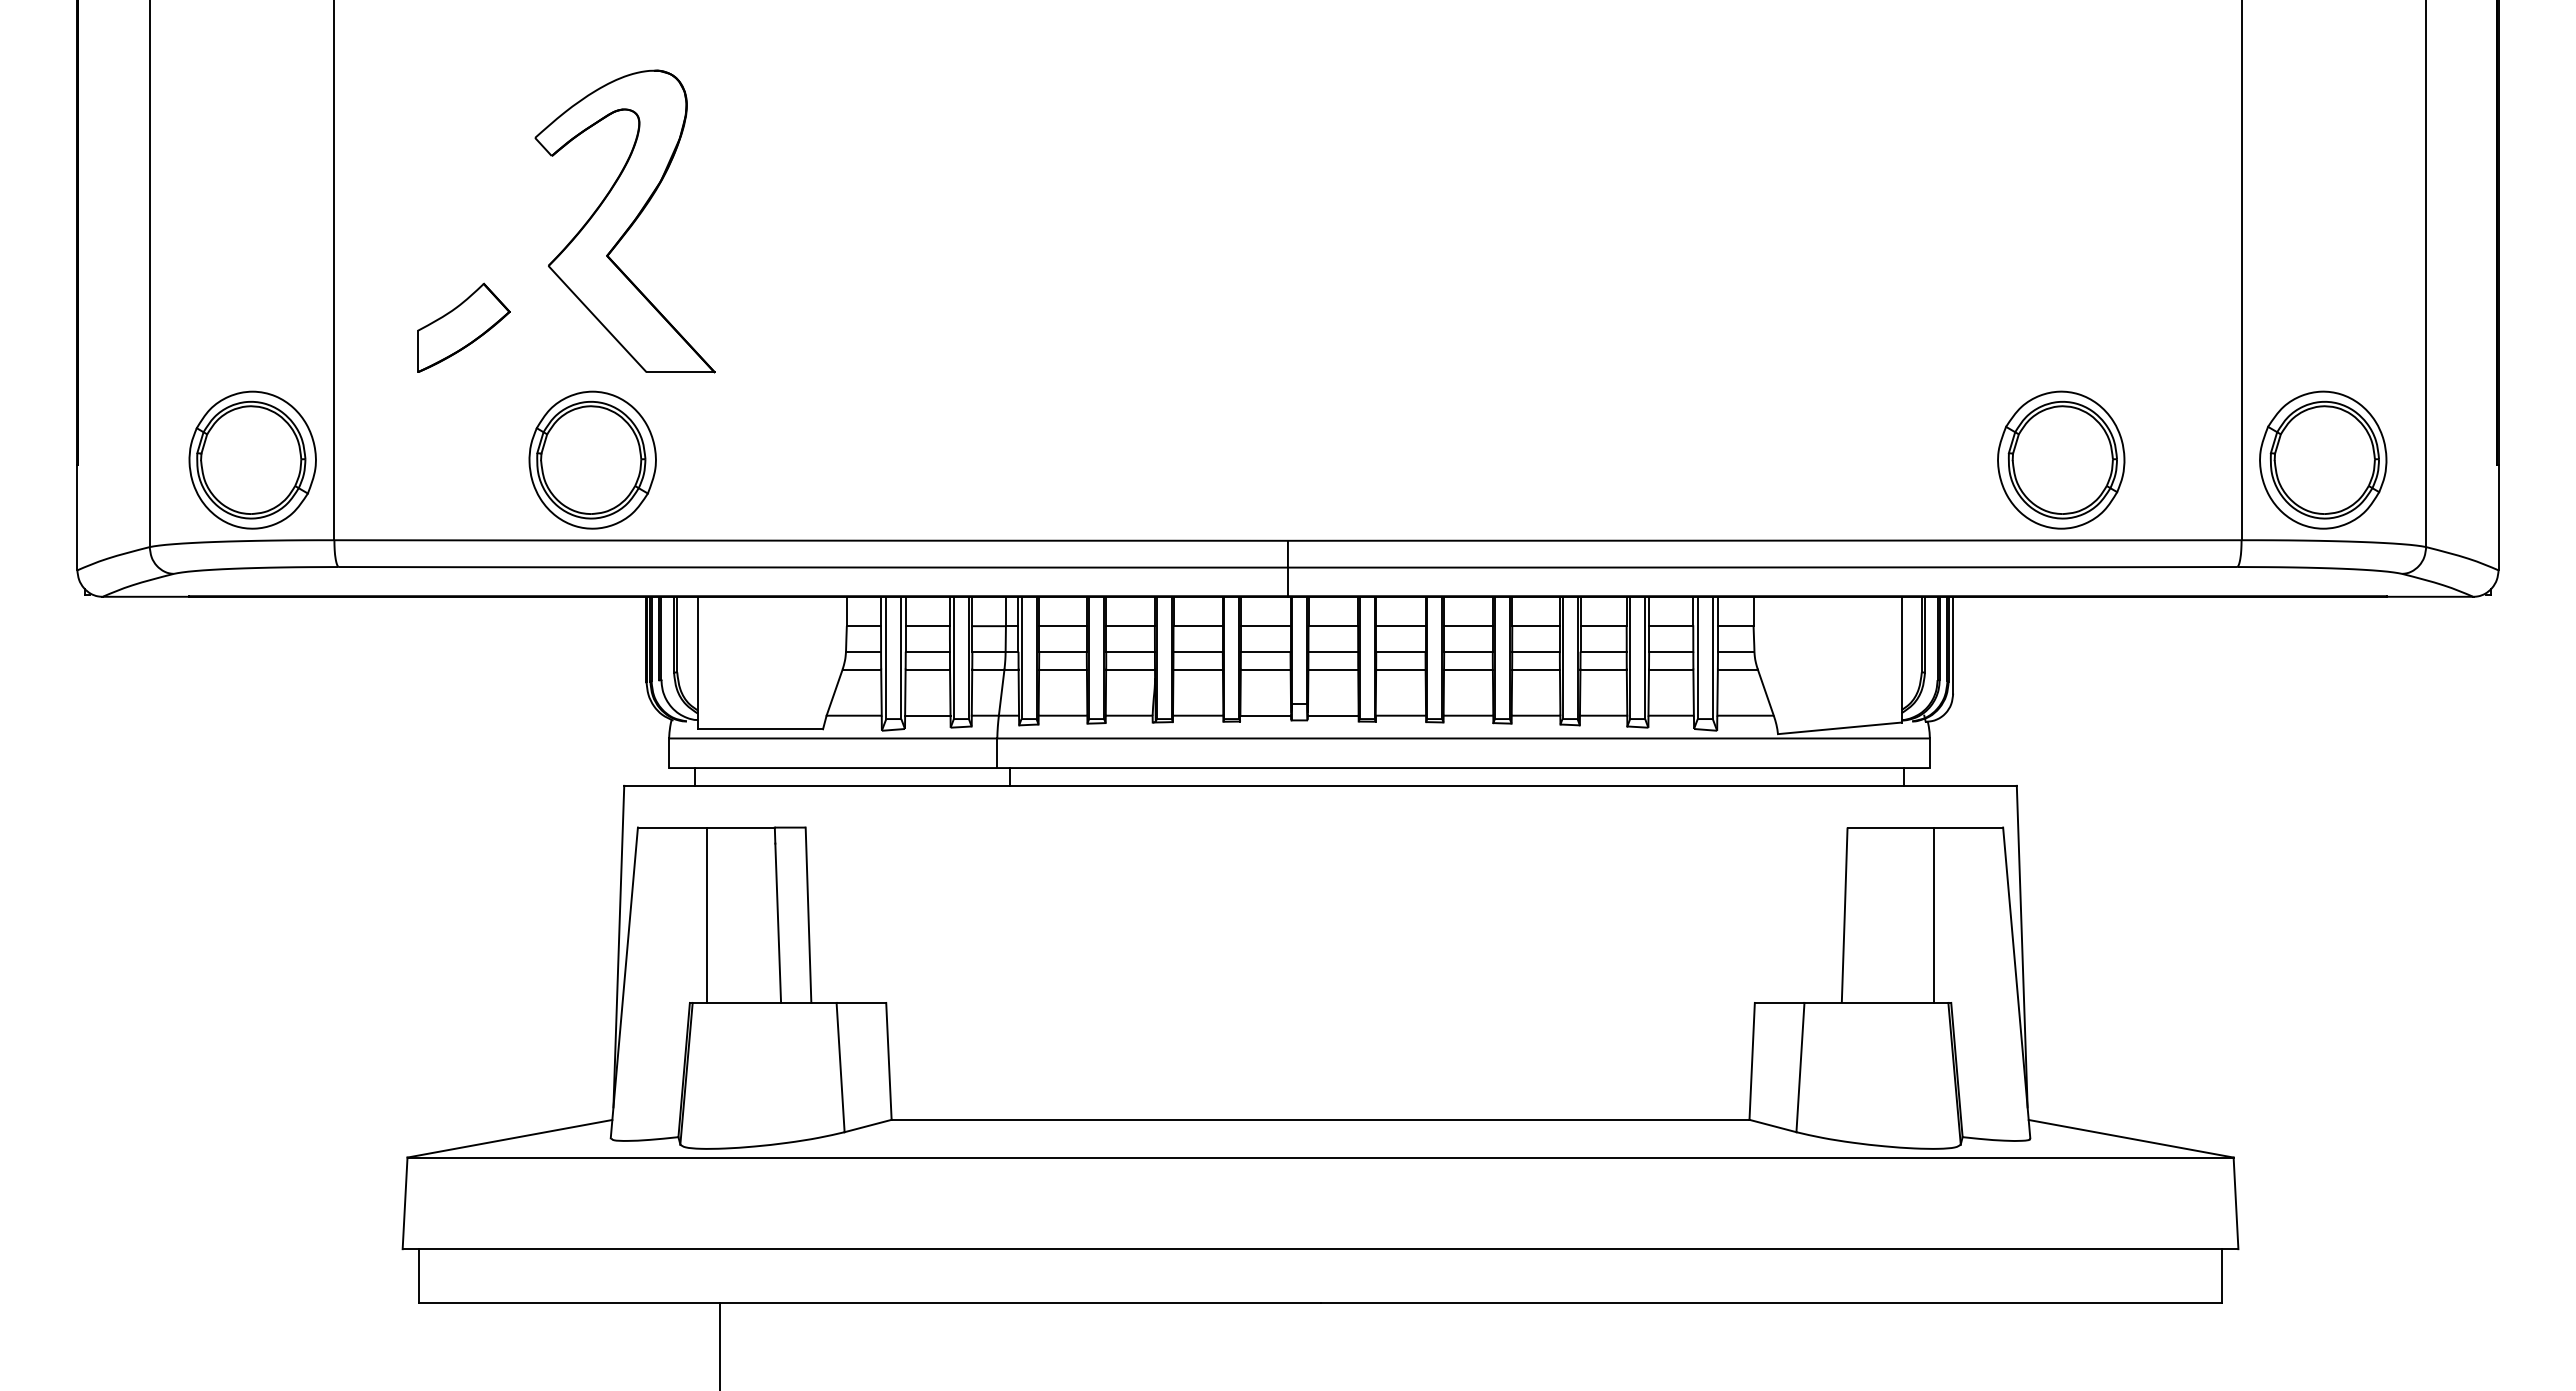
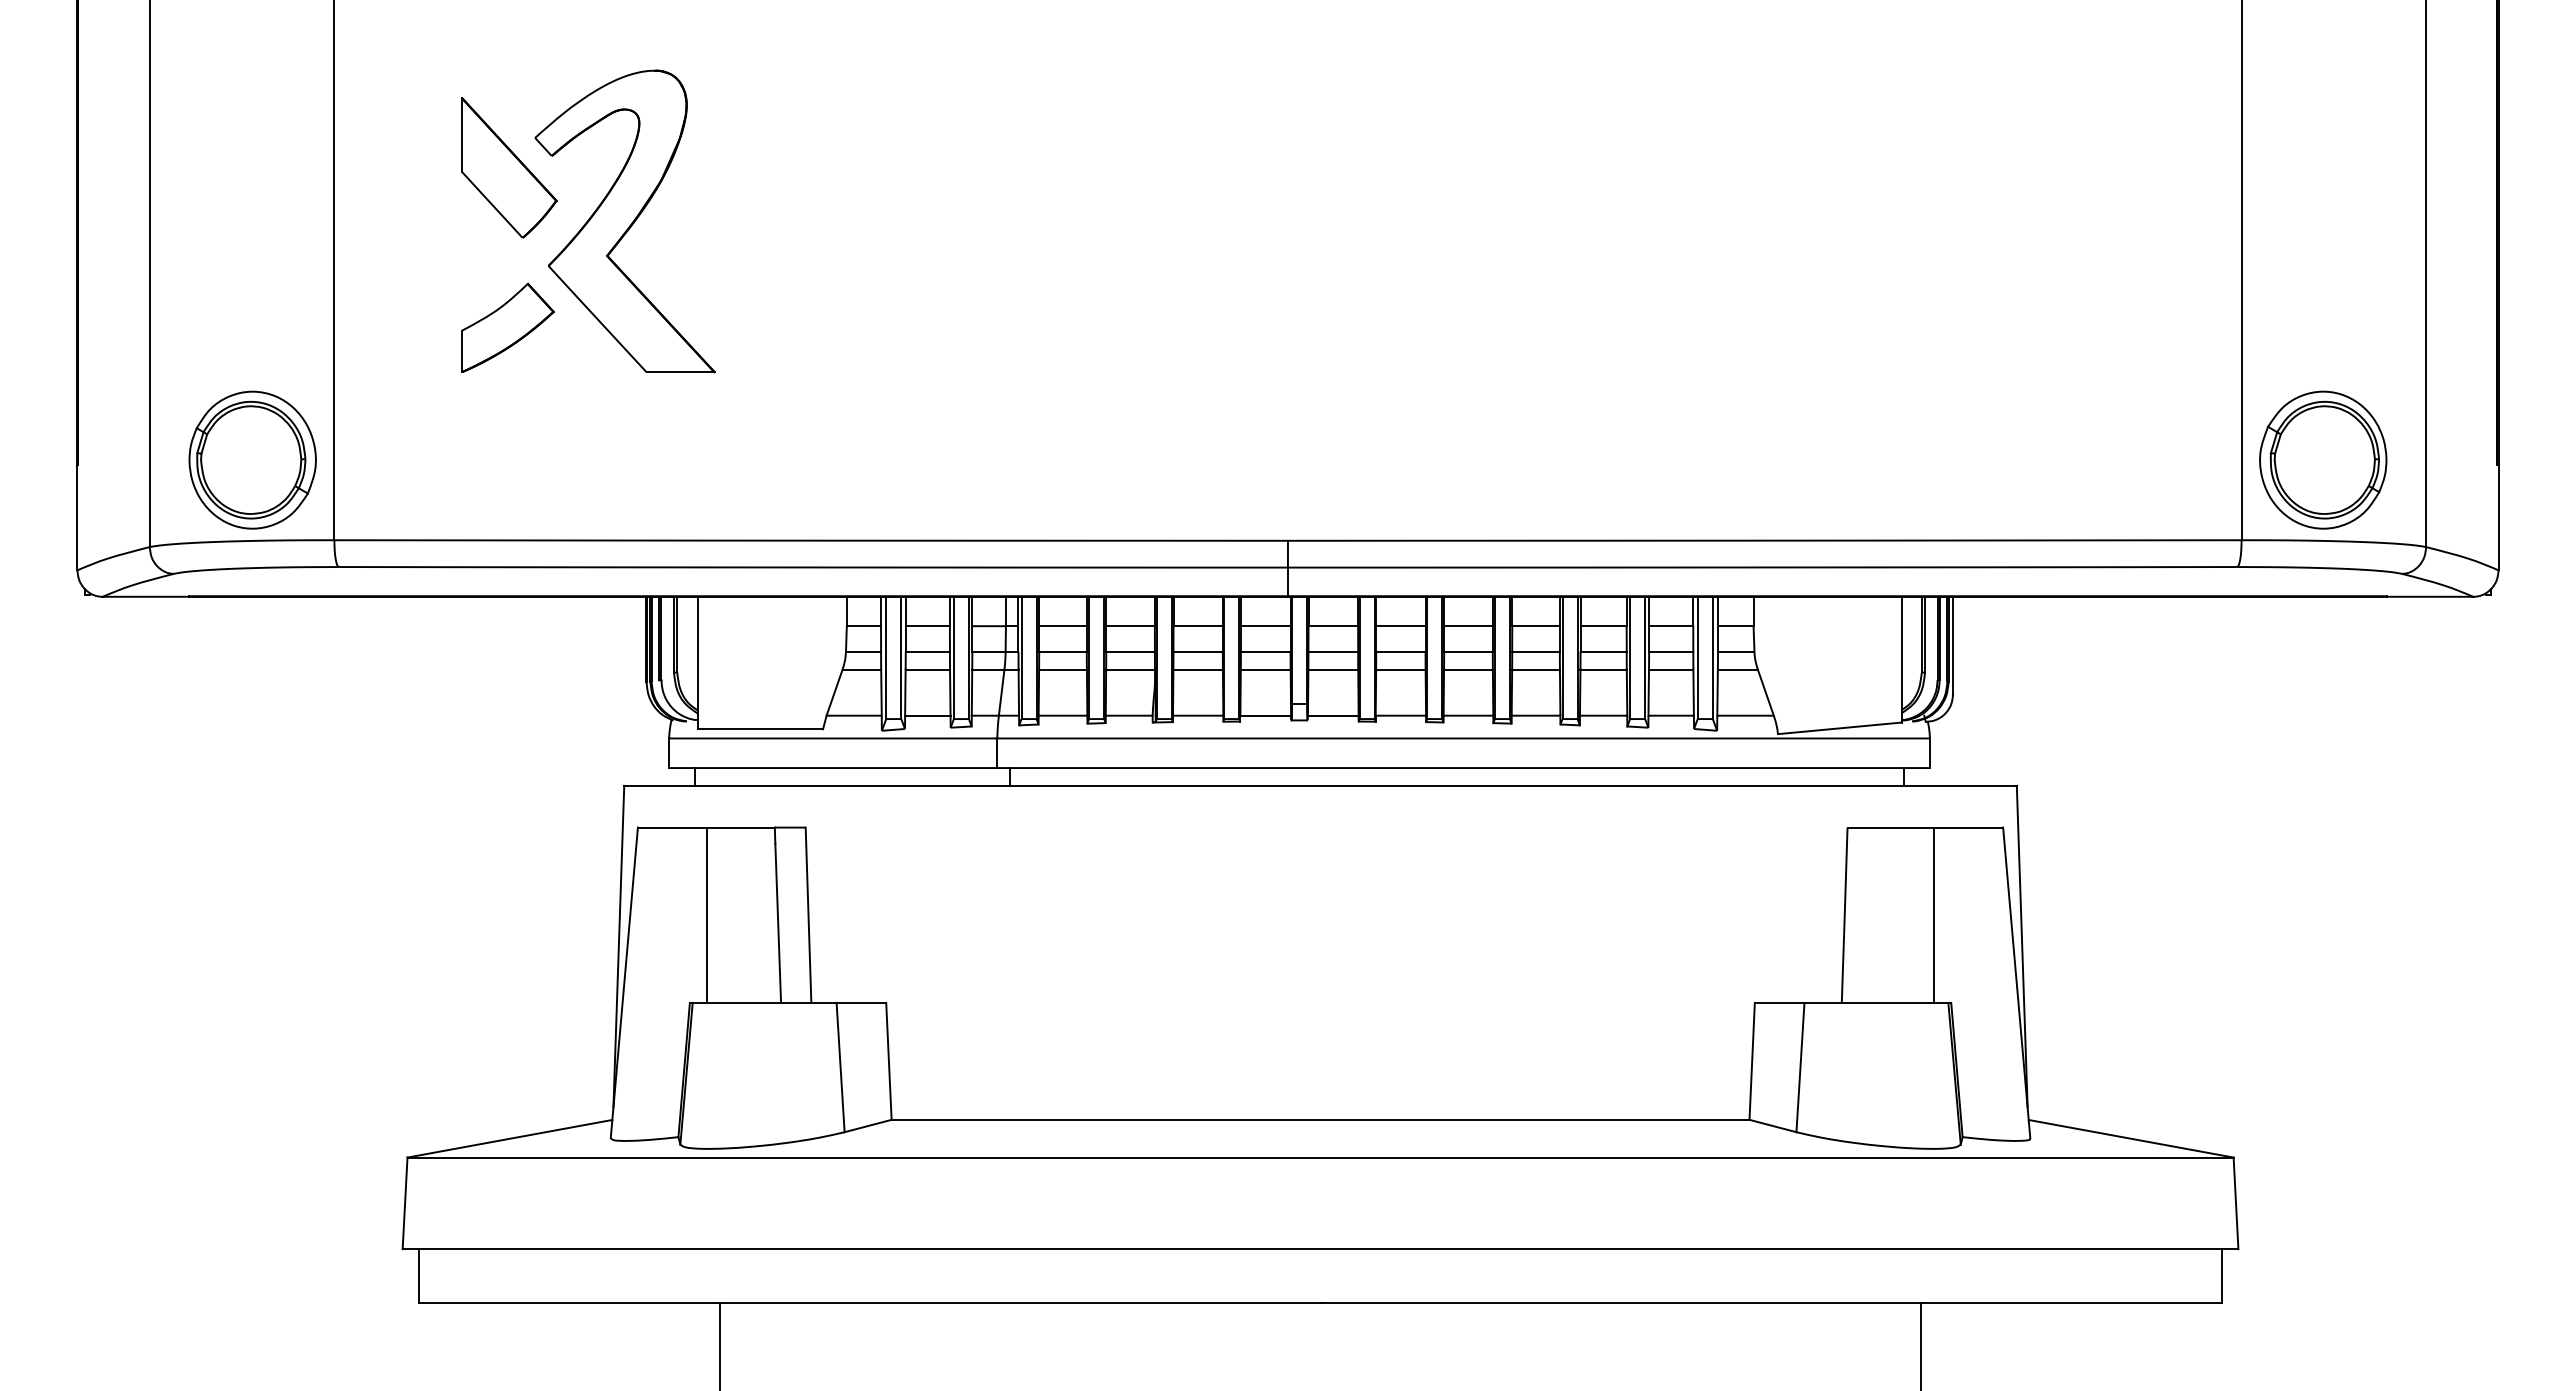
part: none -> present (509, 167)
part position: (463, 327) -> (507, 327) (507, 327)
part: present -> none (592, 459)
part: present -> none (2061, 459)
line: none -> present (1920, 1345)
